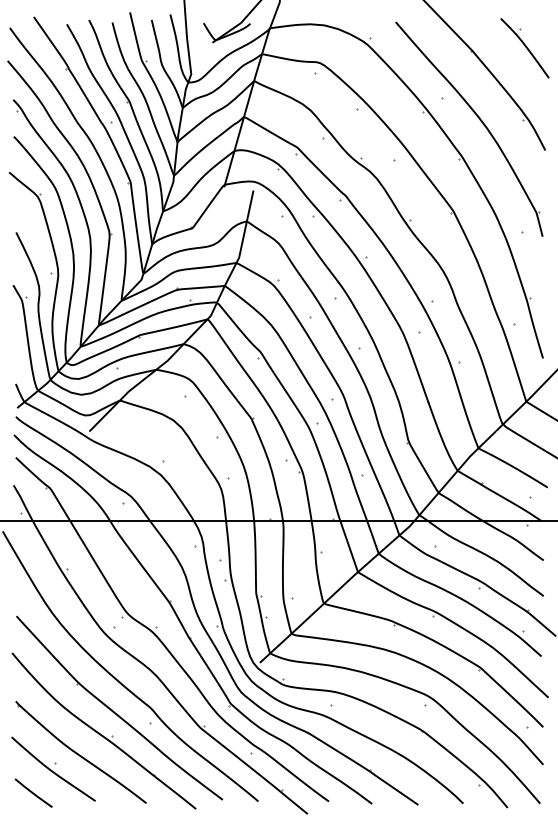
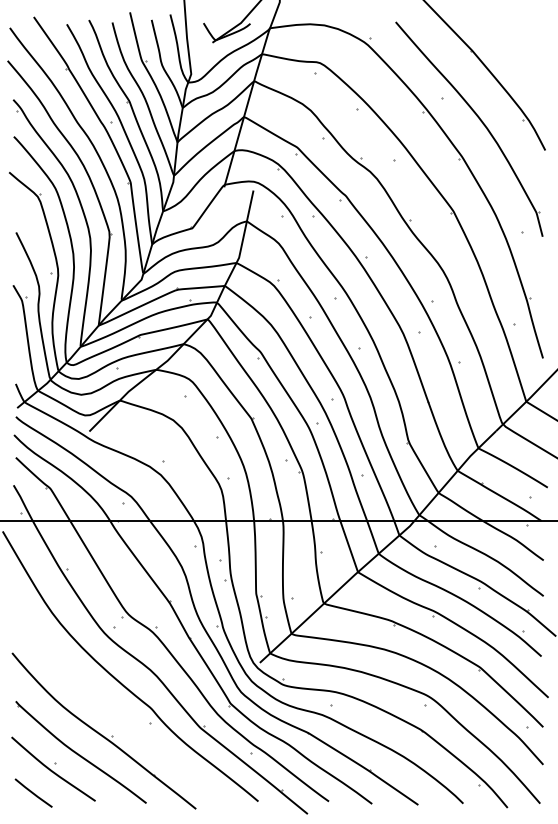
part: present -> none (524, 48)
part: present -> none (117, 713)
